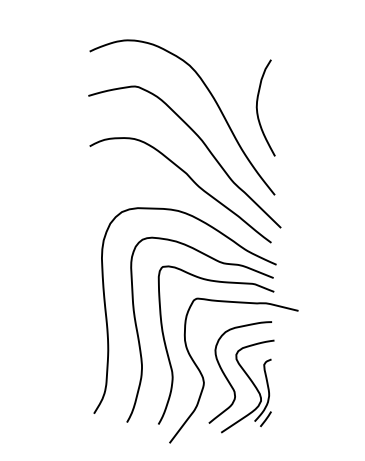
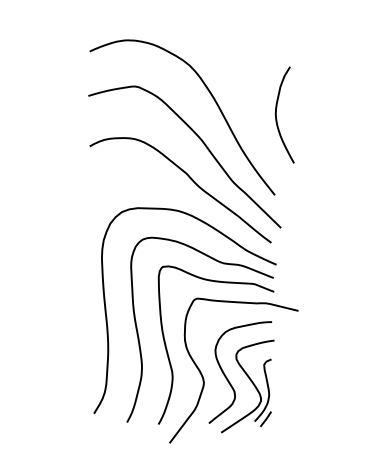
curve position: (257, 107) -> (276, 114) (276, 114)
